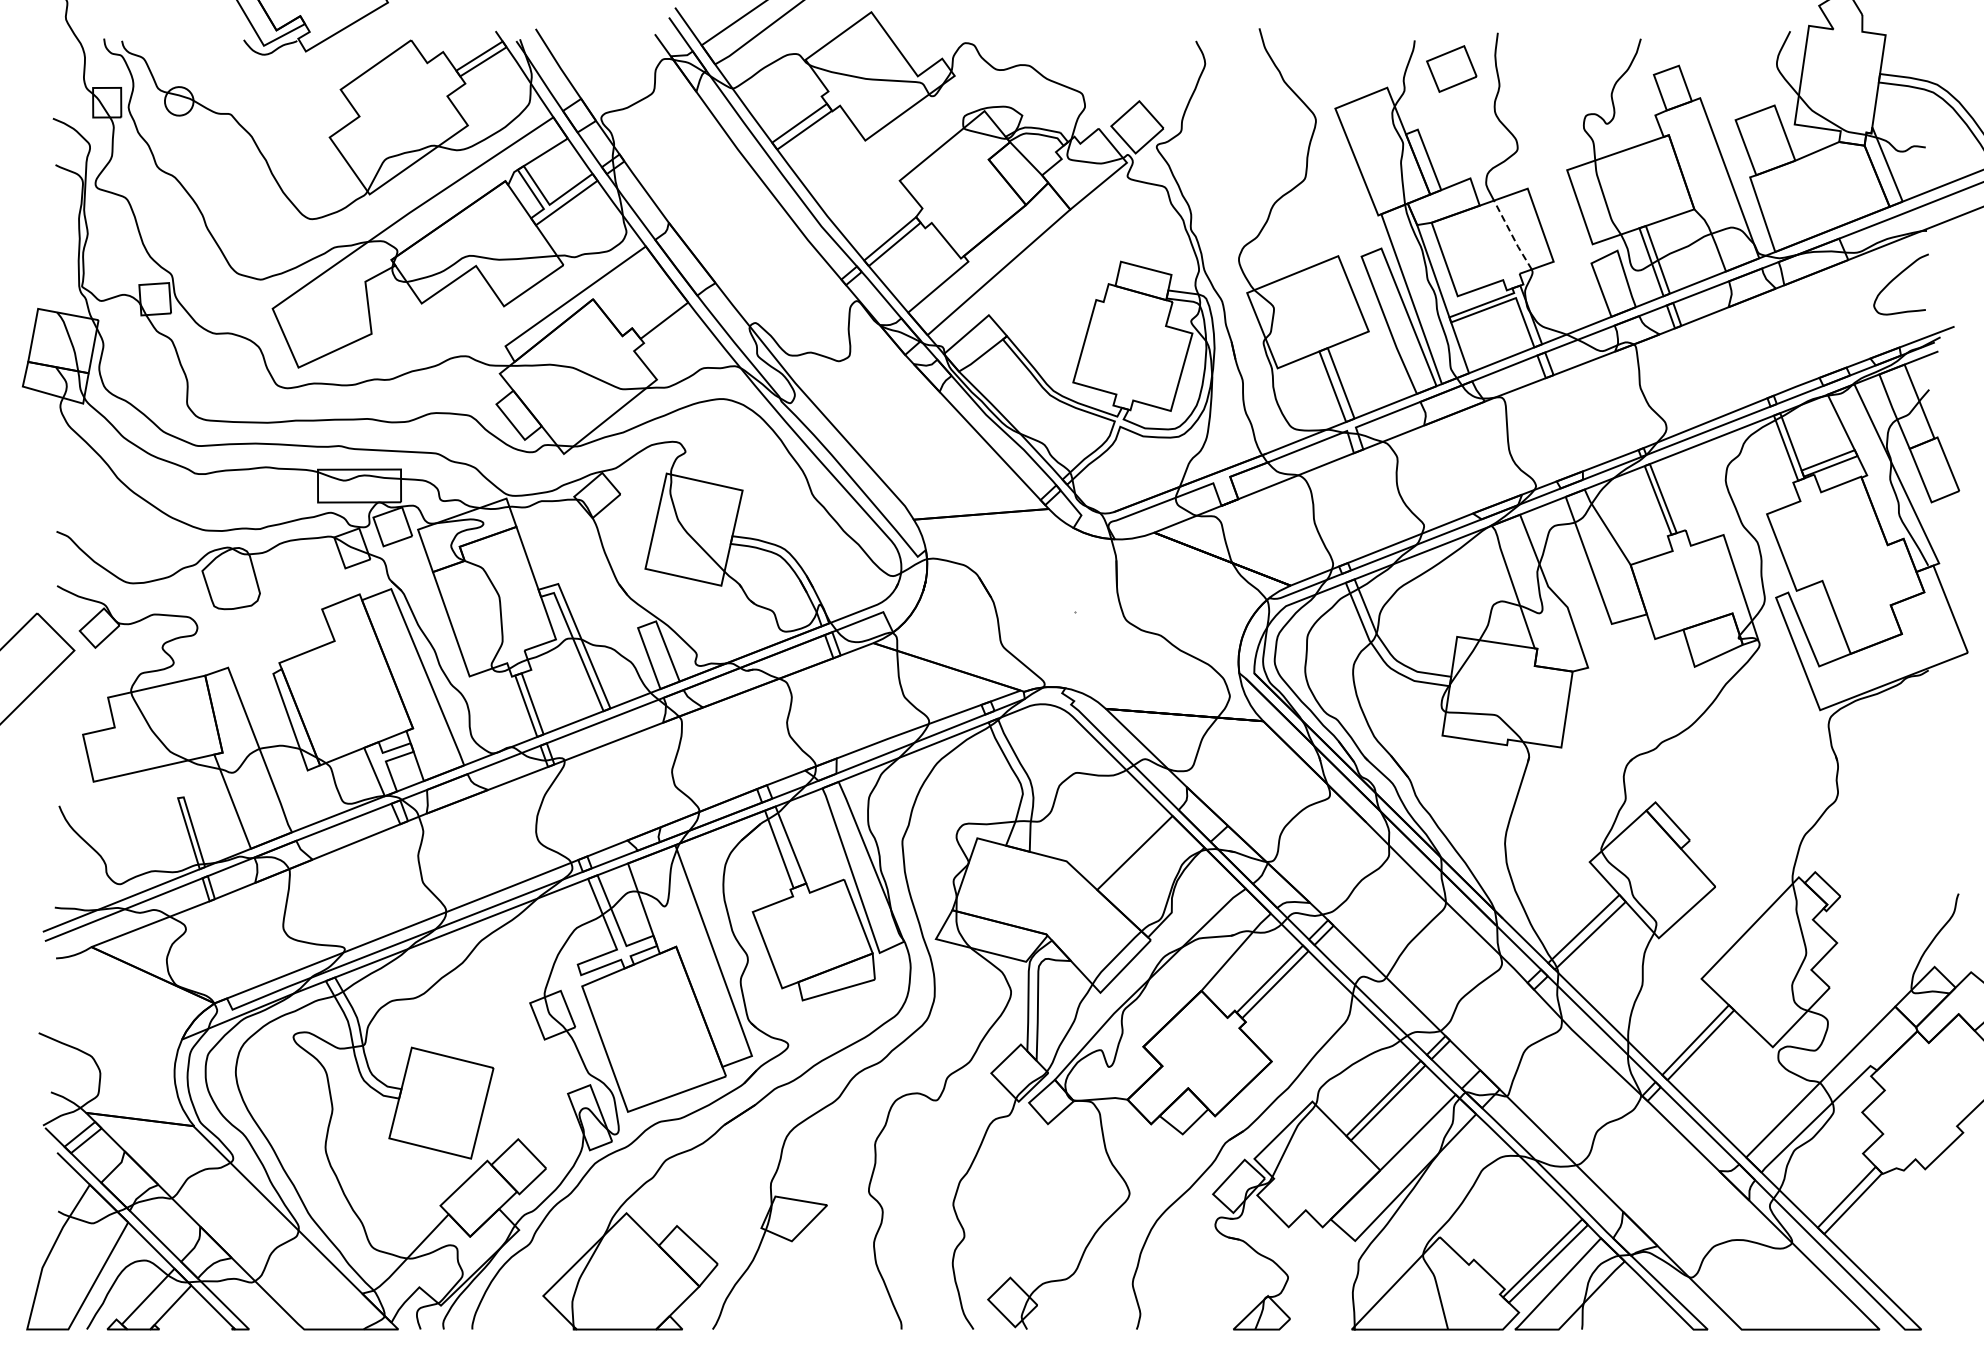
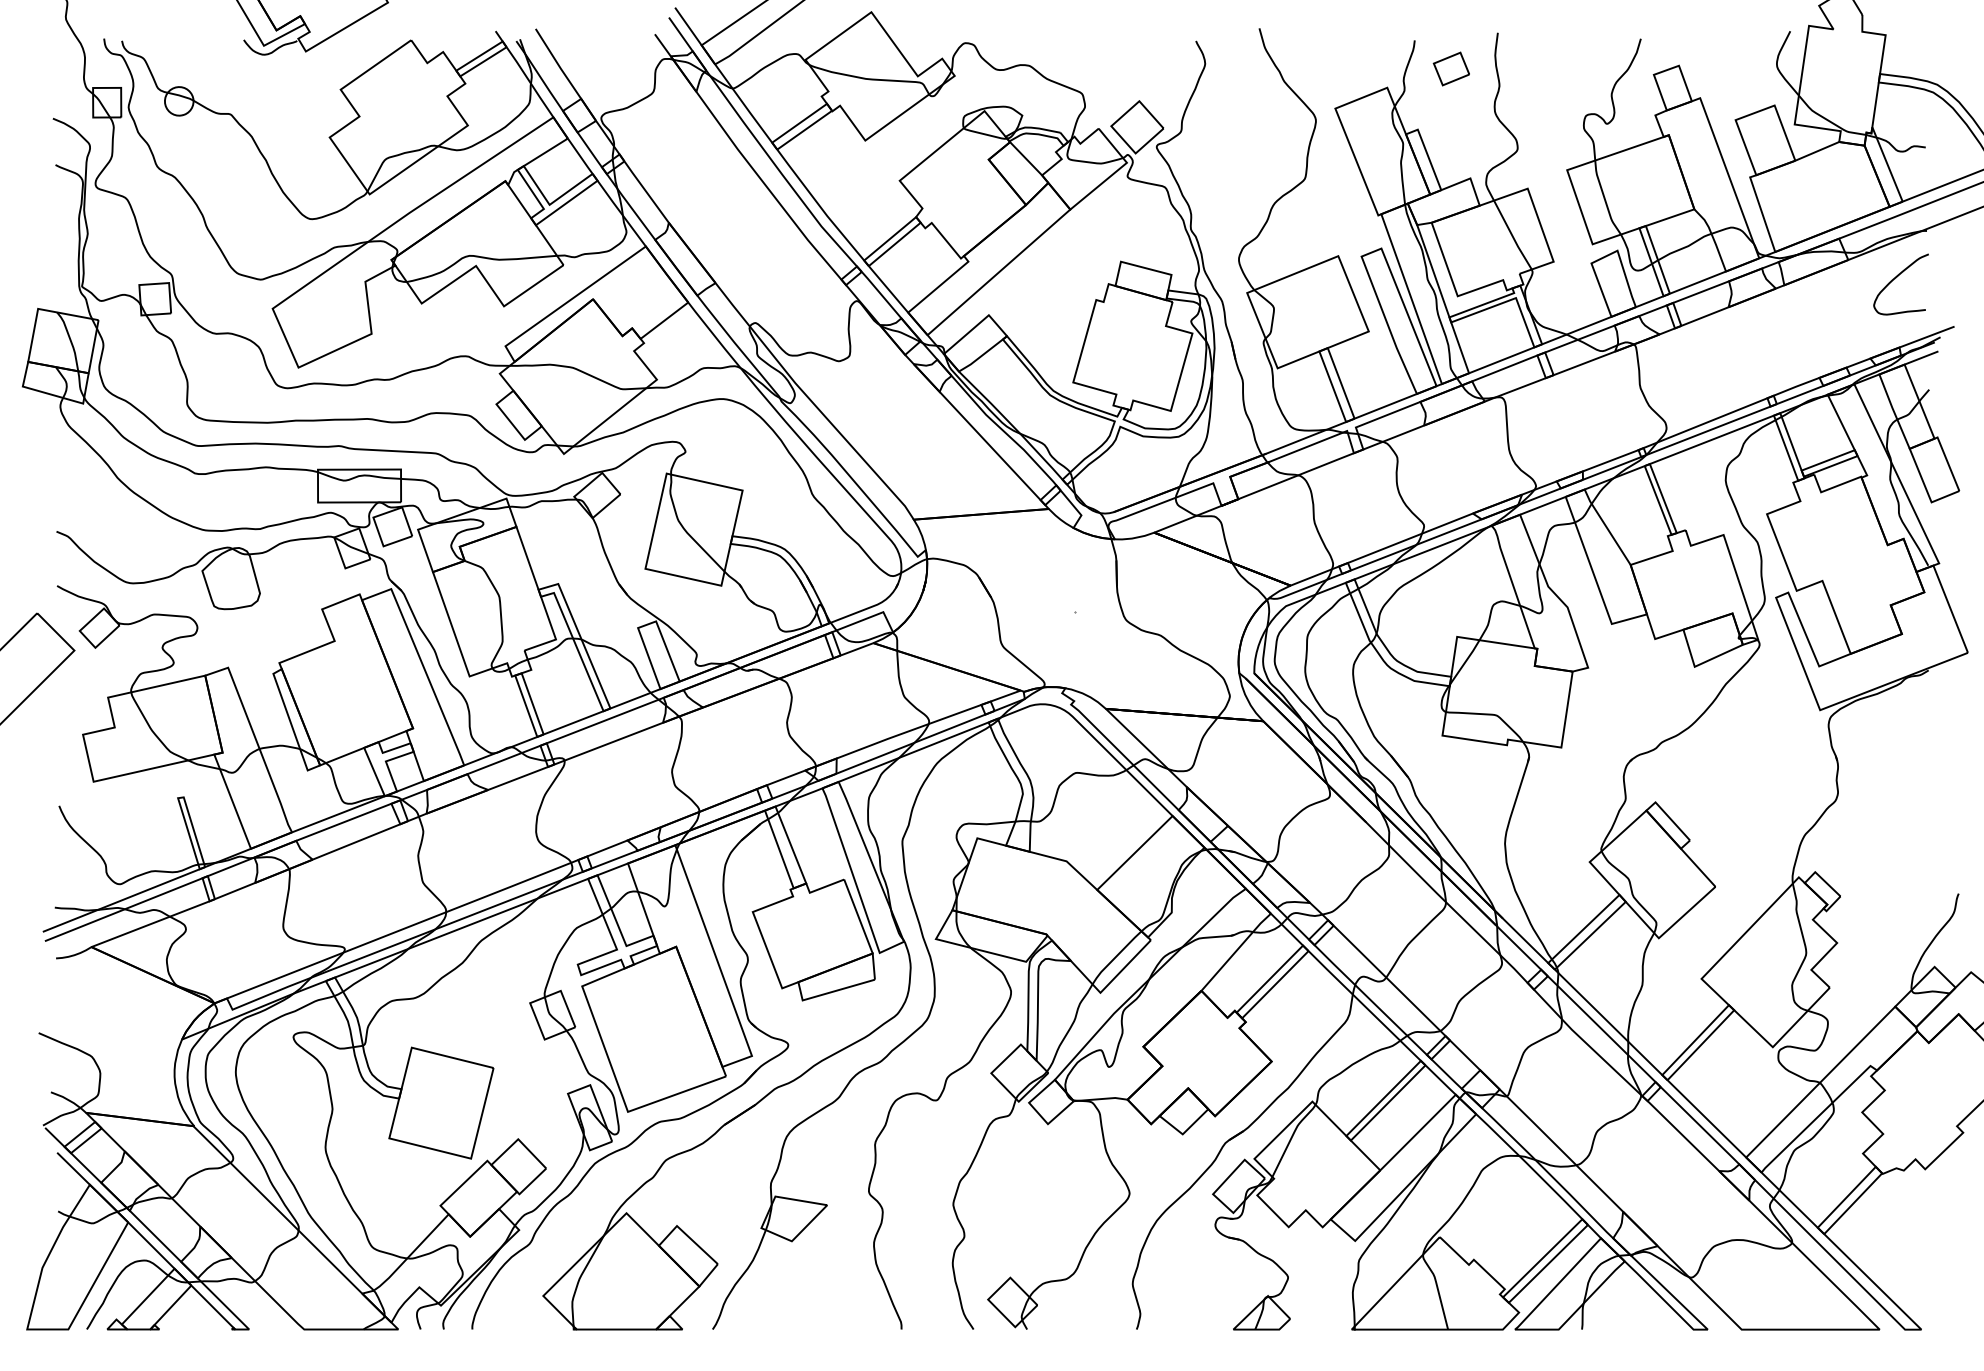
part size: 52x48 px -> 38x36 px (1450, 68)
line: dashed -> solid (1512, 235)
